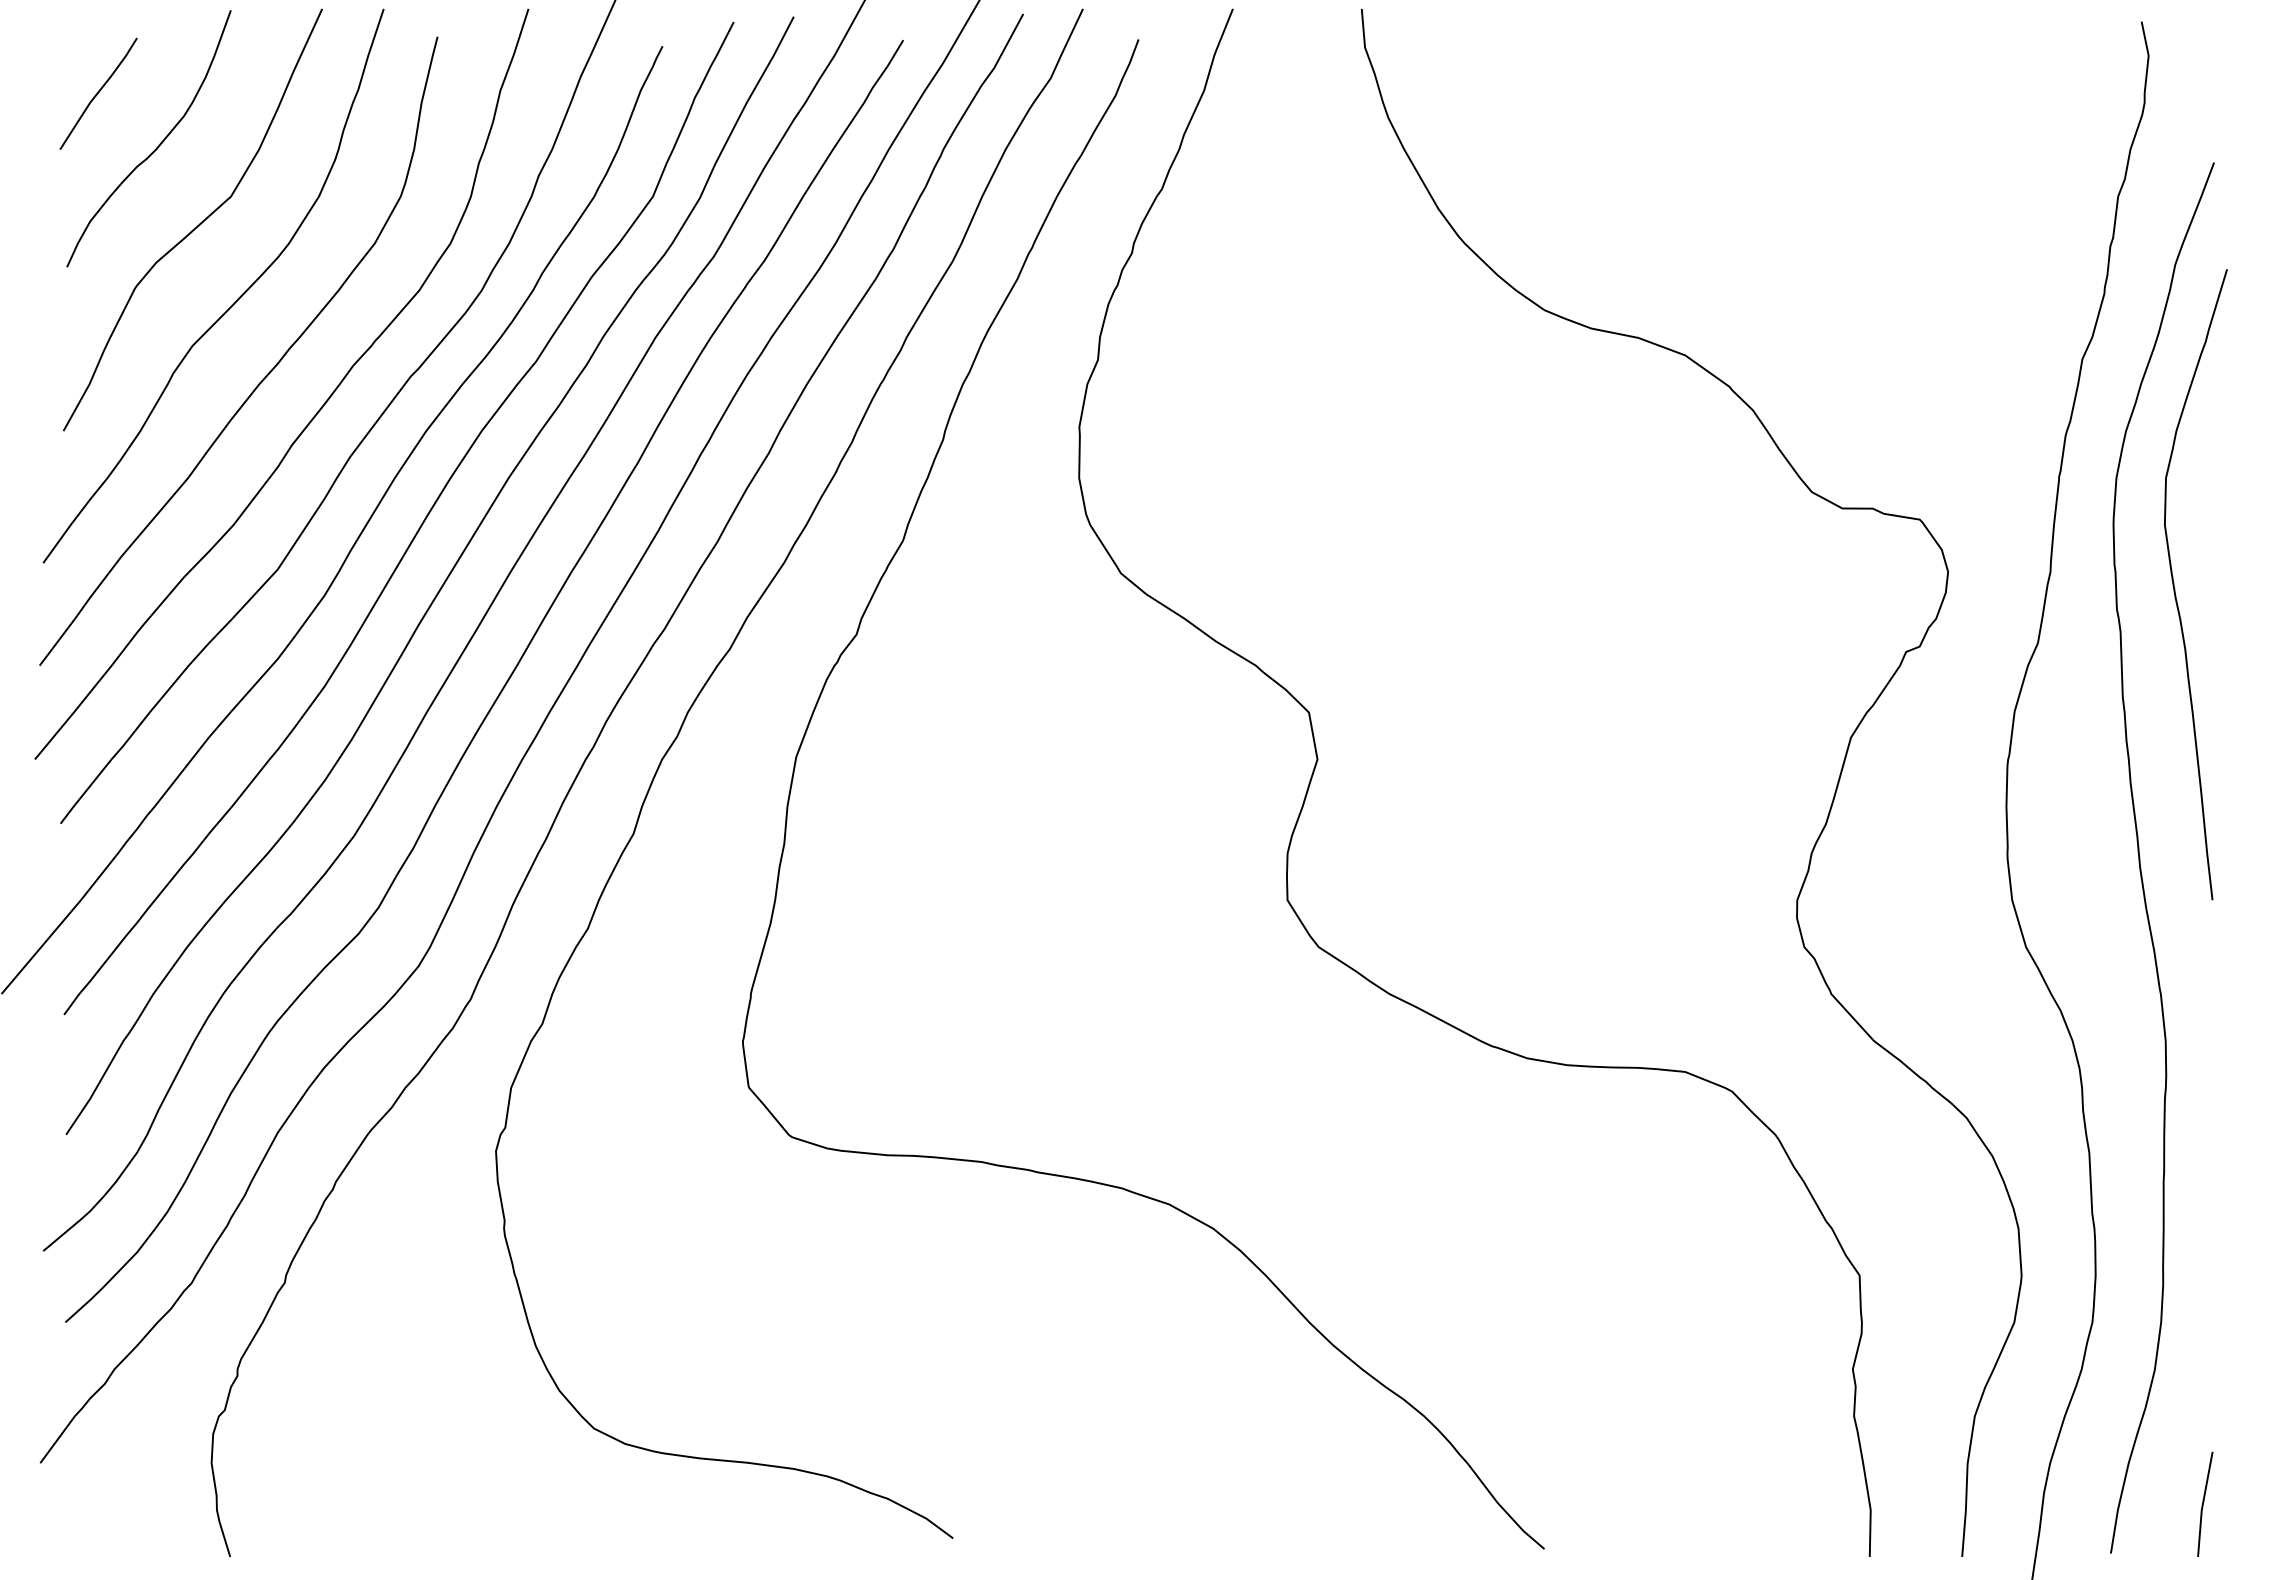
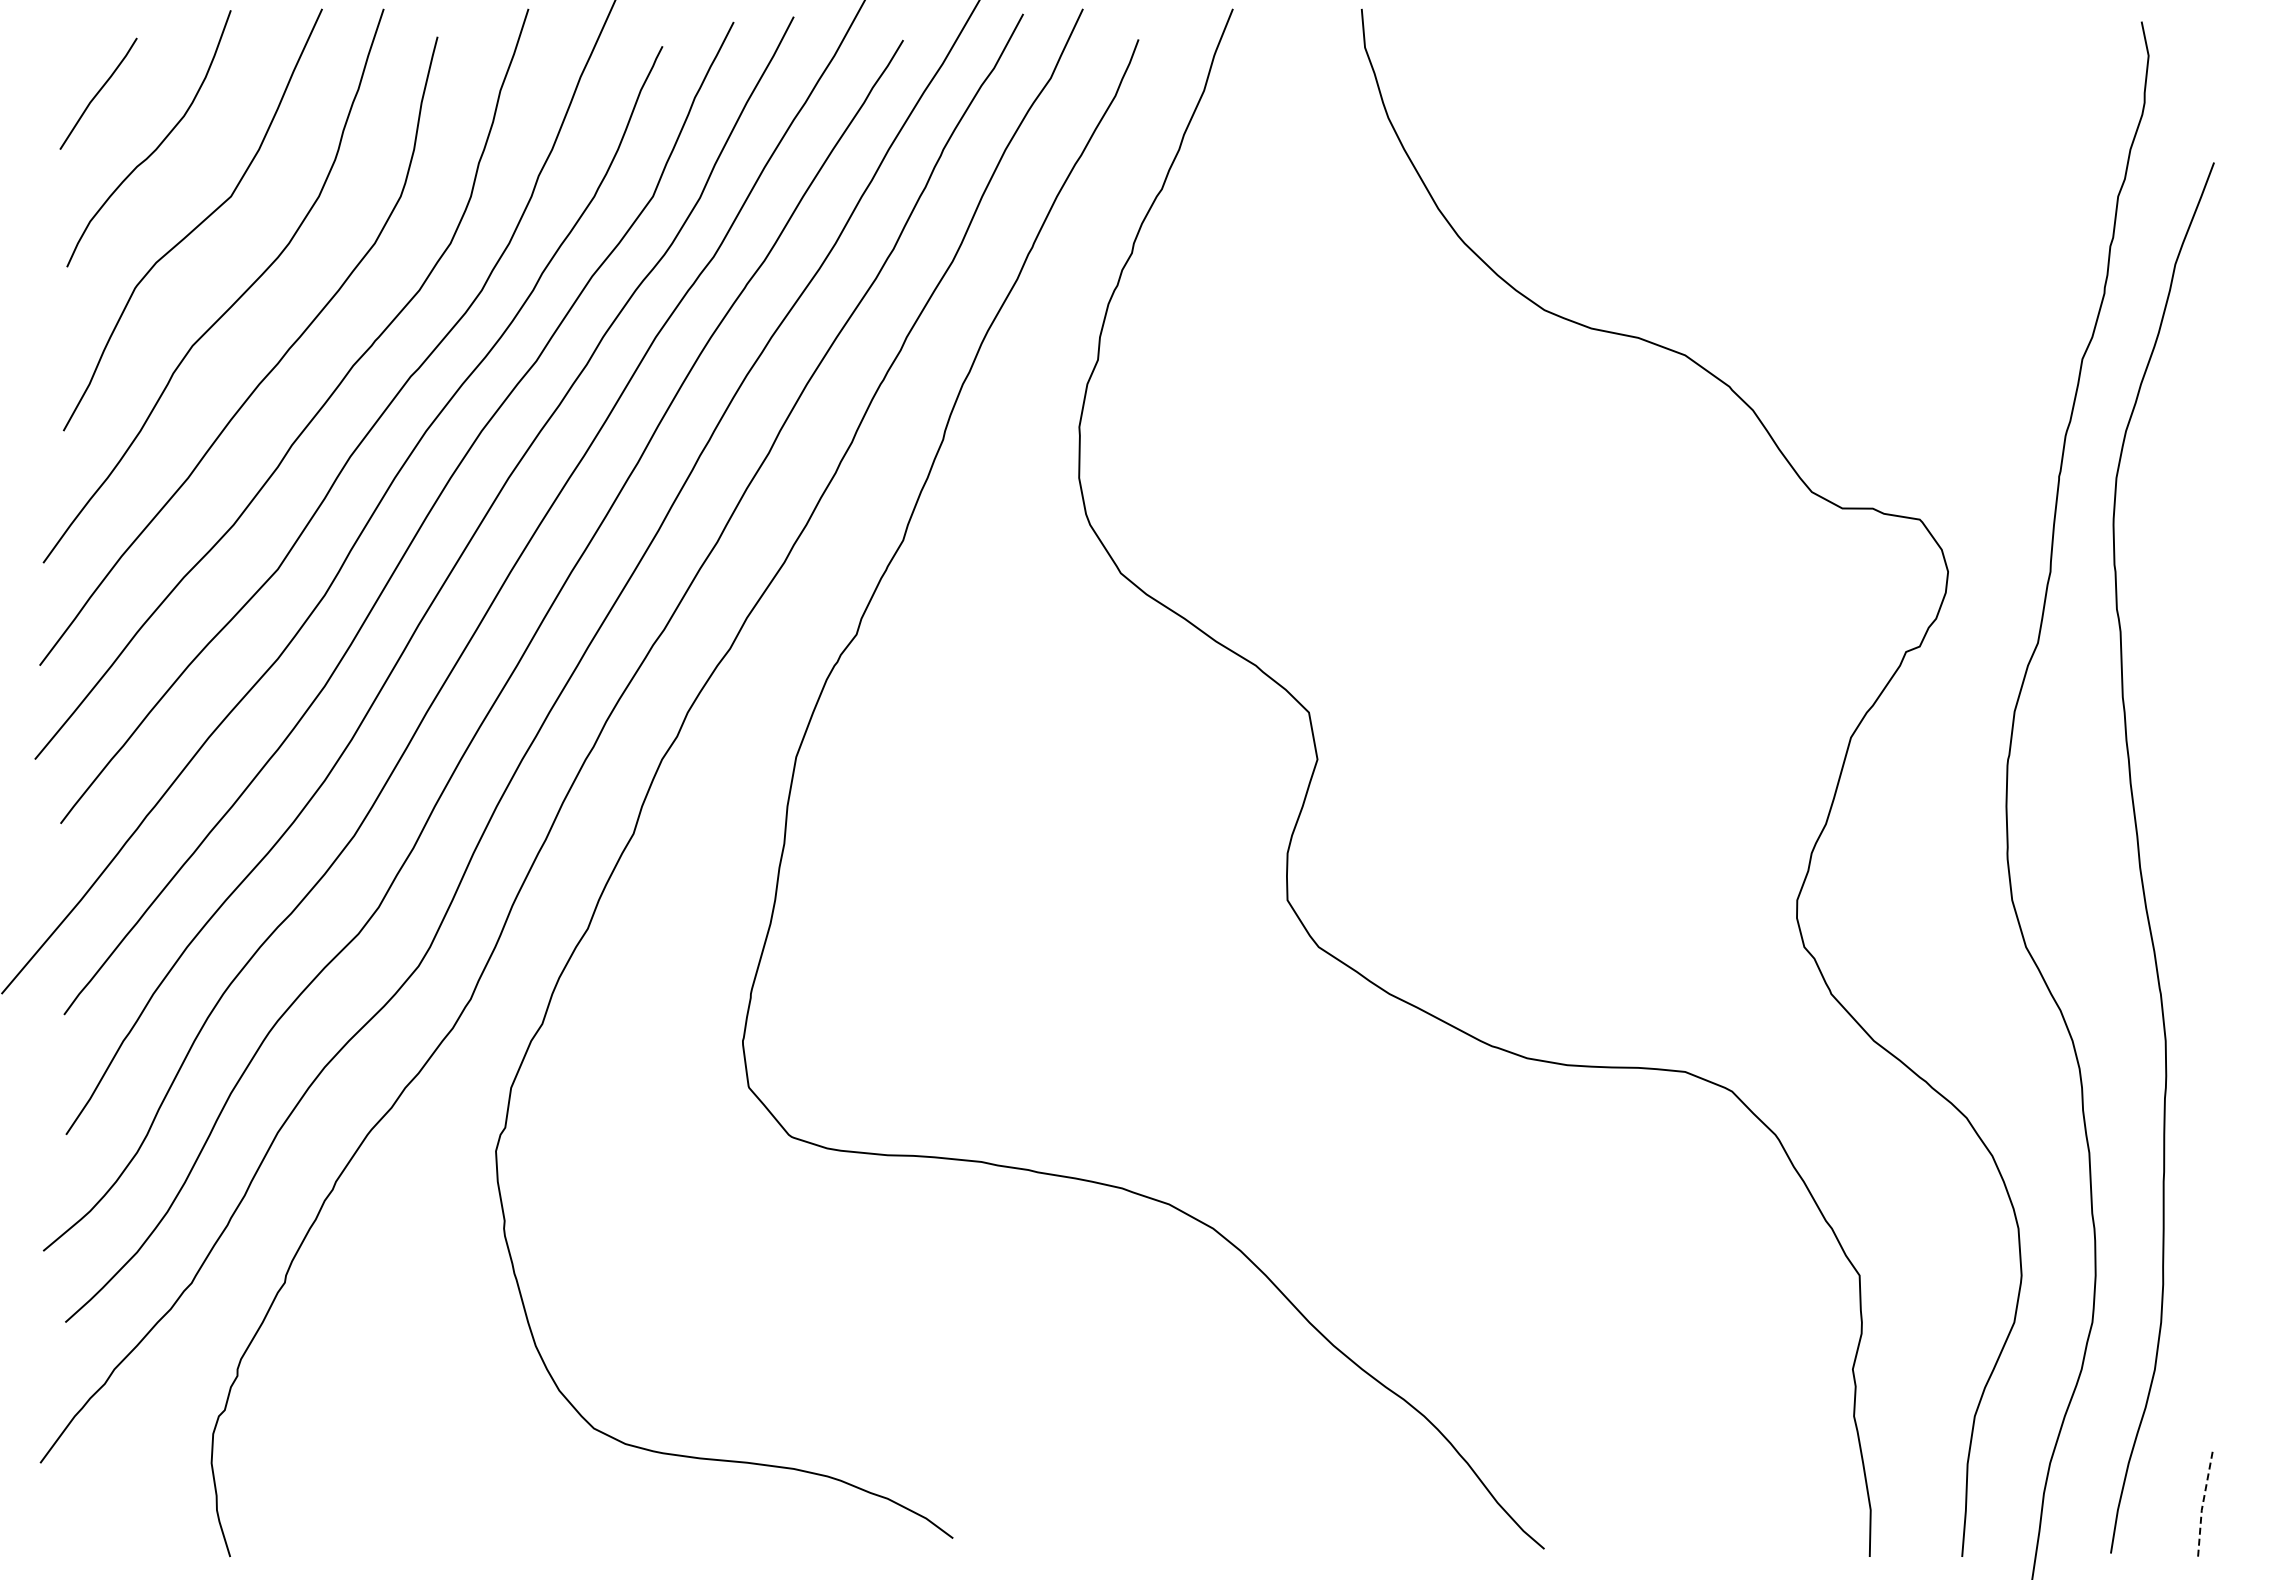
curve: present -> none (2175, 589)
line: solid -> dashed (2202, 1505)
